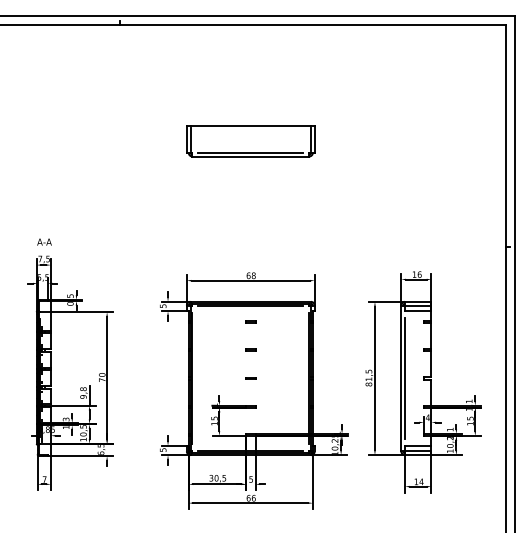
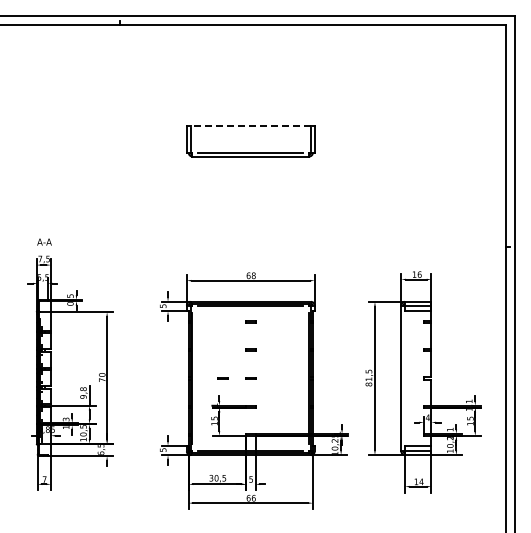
line: solid -> dashed (250, 126)
line: none -> present (222, 378)
line: present -> none (405, 378)
